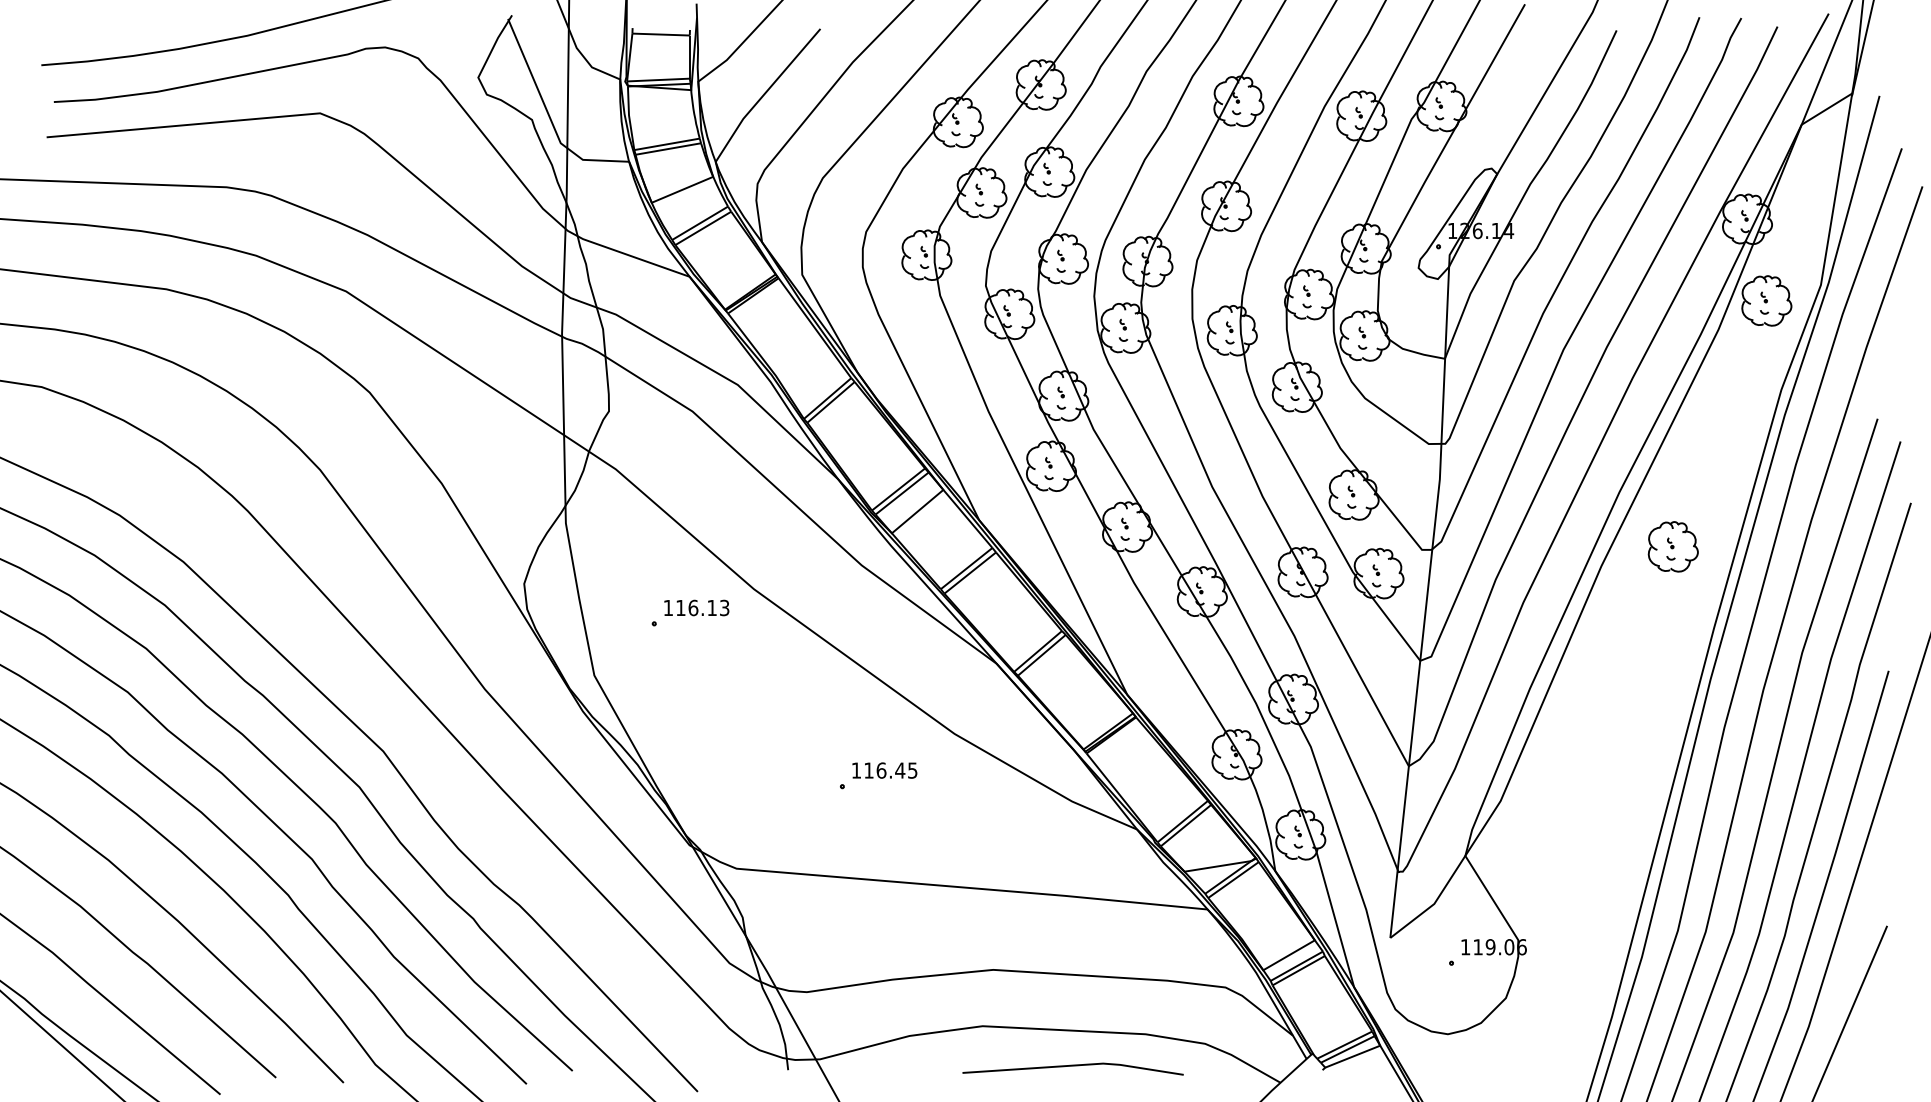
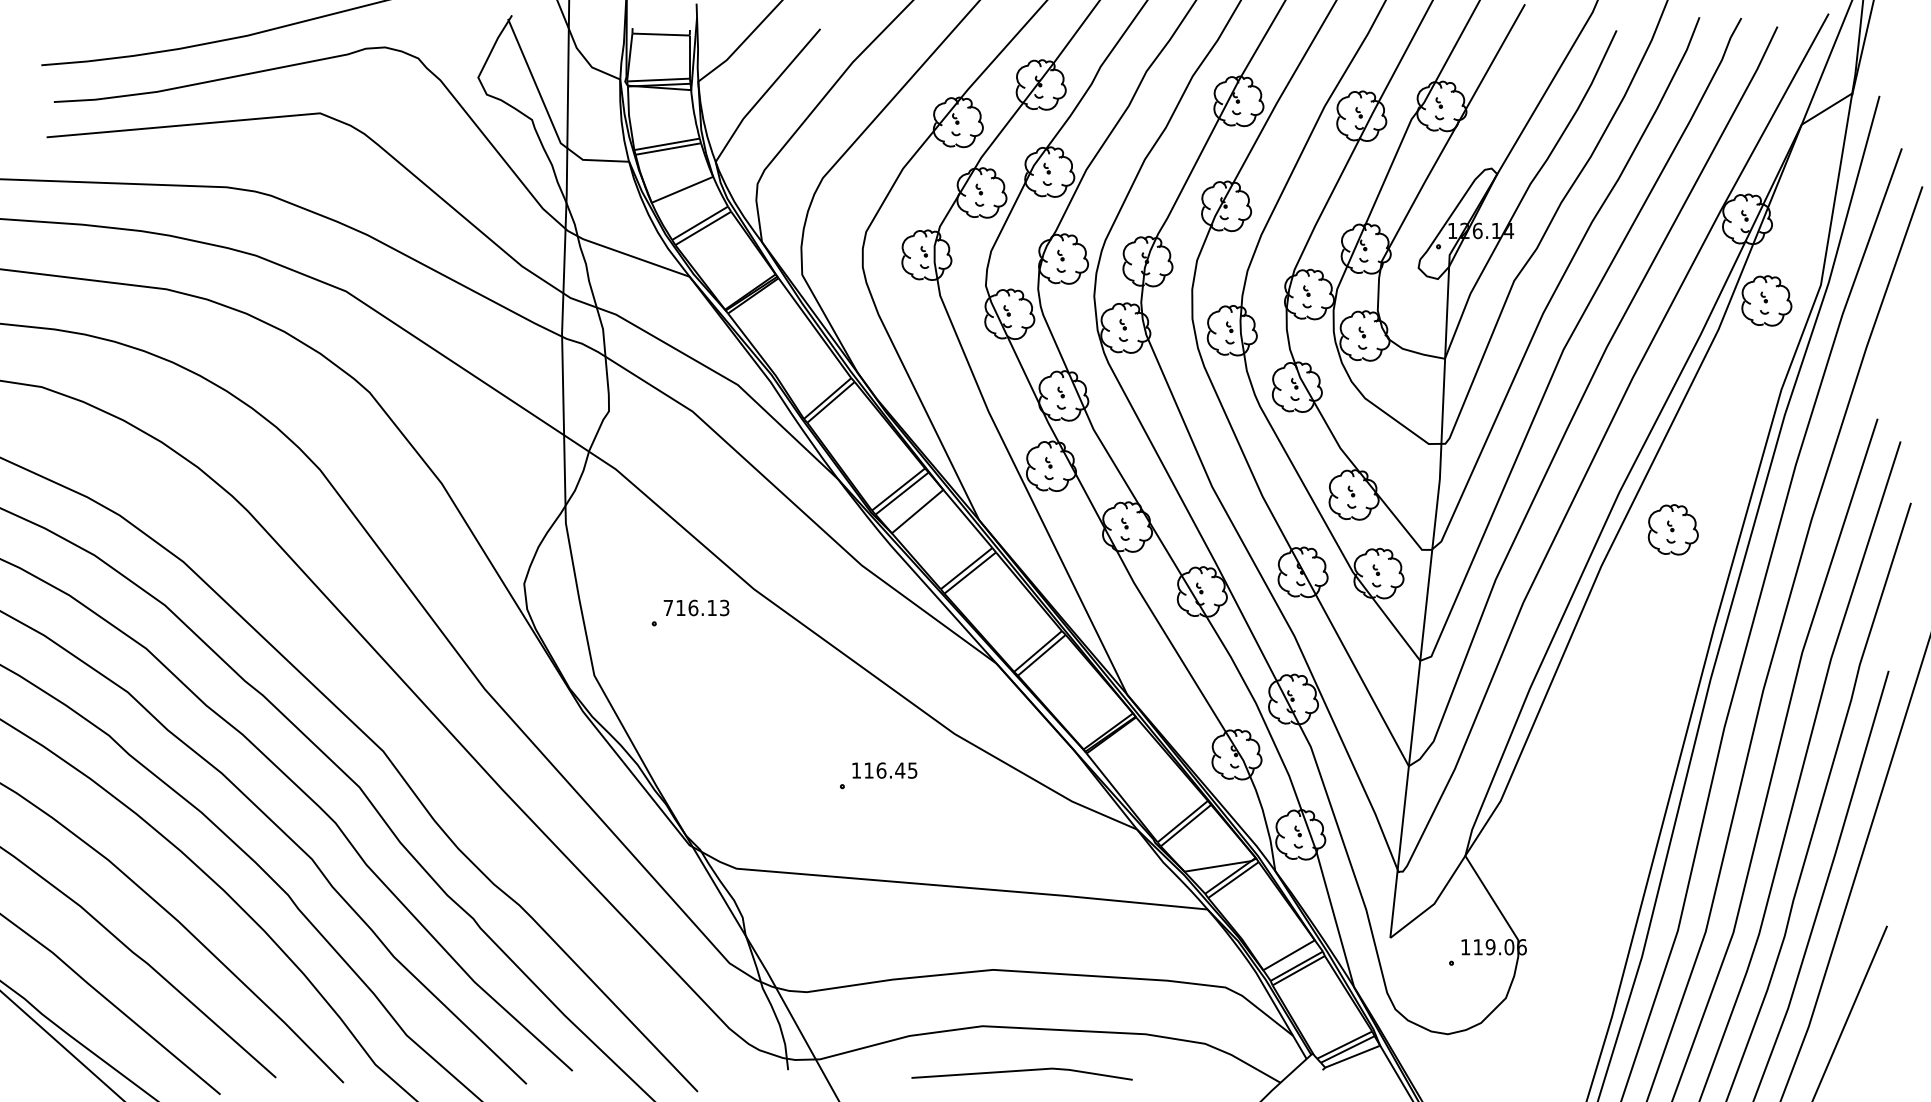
part position: (1672, 546) -> (1672, 529) (1672, 529)
text: 116.13 -> 716.13 (667, 607)
line position: (1072, 1066) -> (1021, 1071) (1021, 1071)
